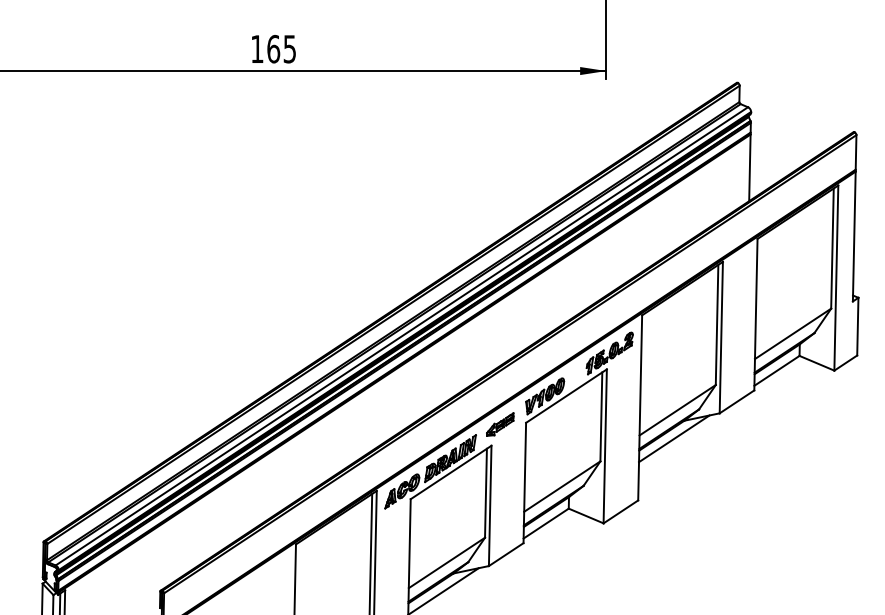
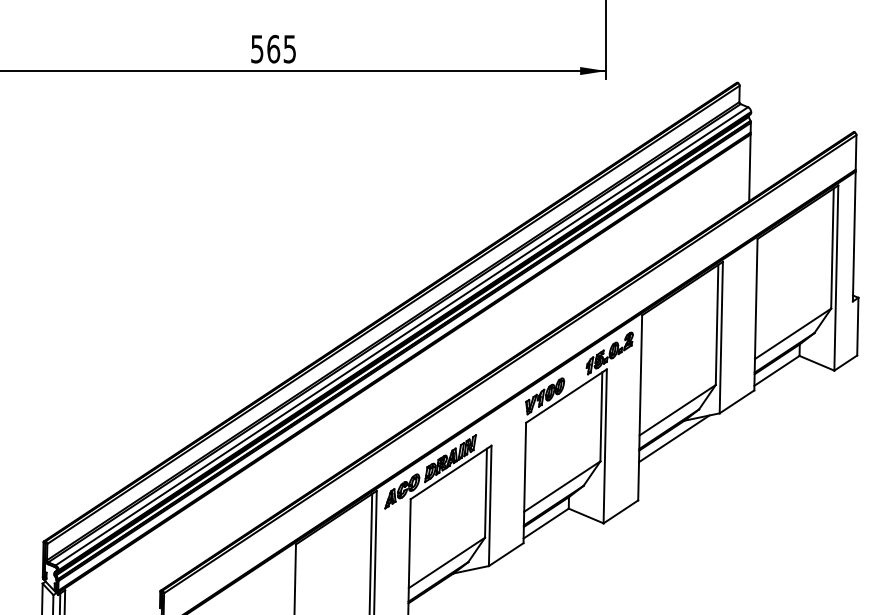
text: 165 -> 565 (257, 49)
part: present -> none (500, 424)
line: present -> none (445, 589)
